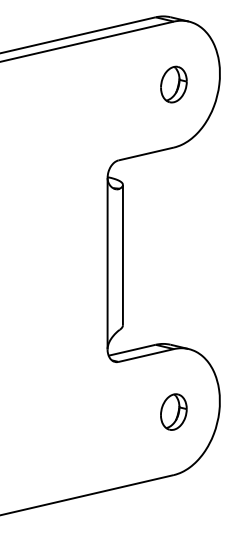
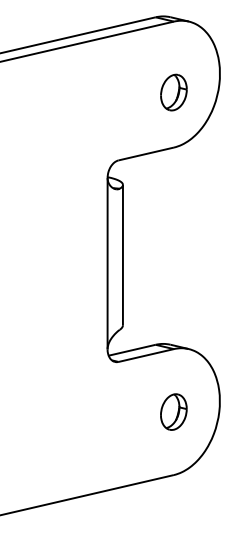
part position: (173, 84) -> (173, 92) (173, 92)
